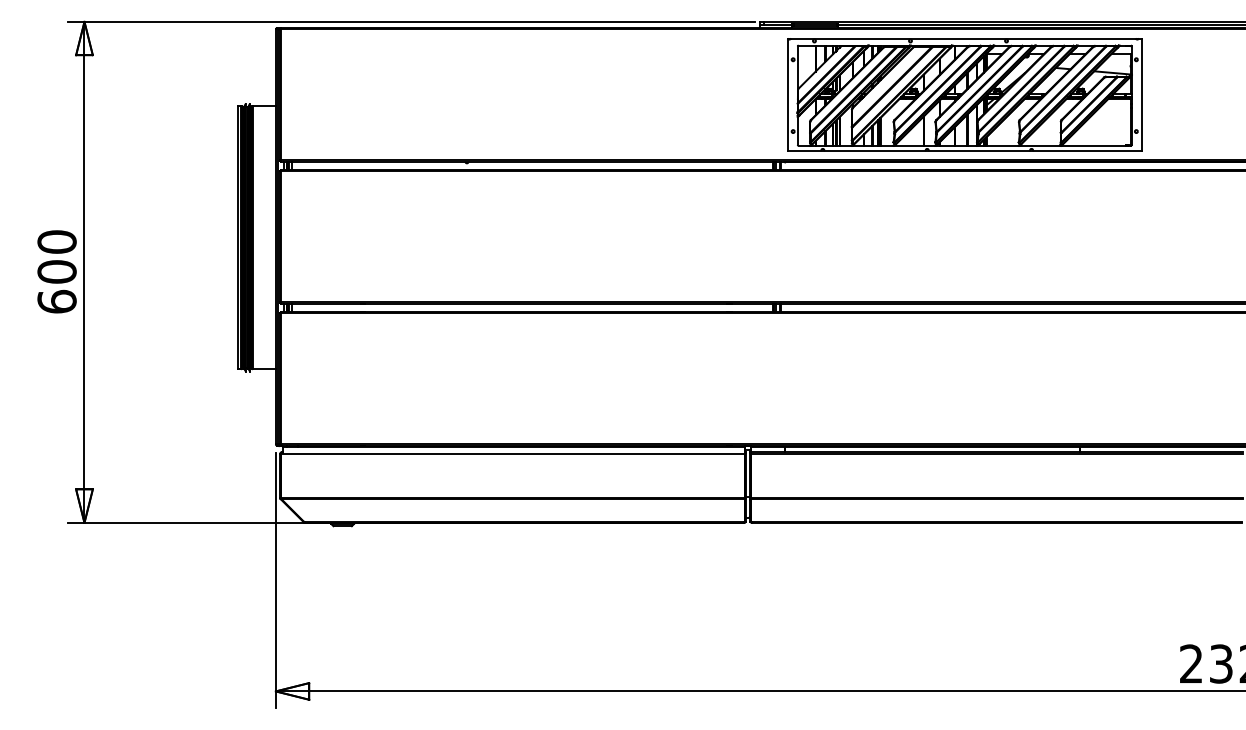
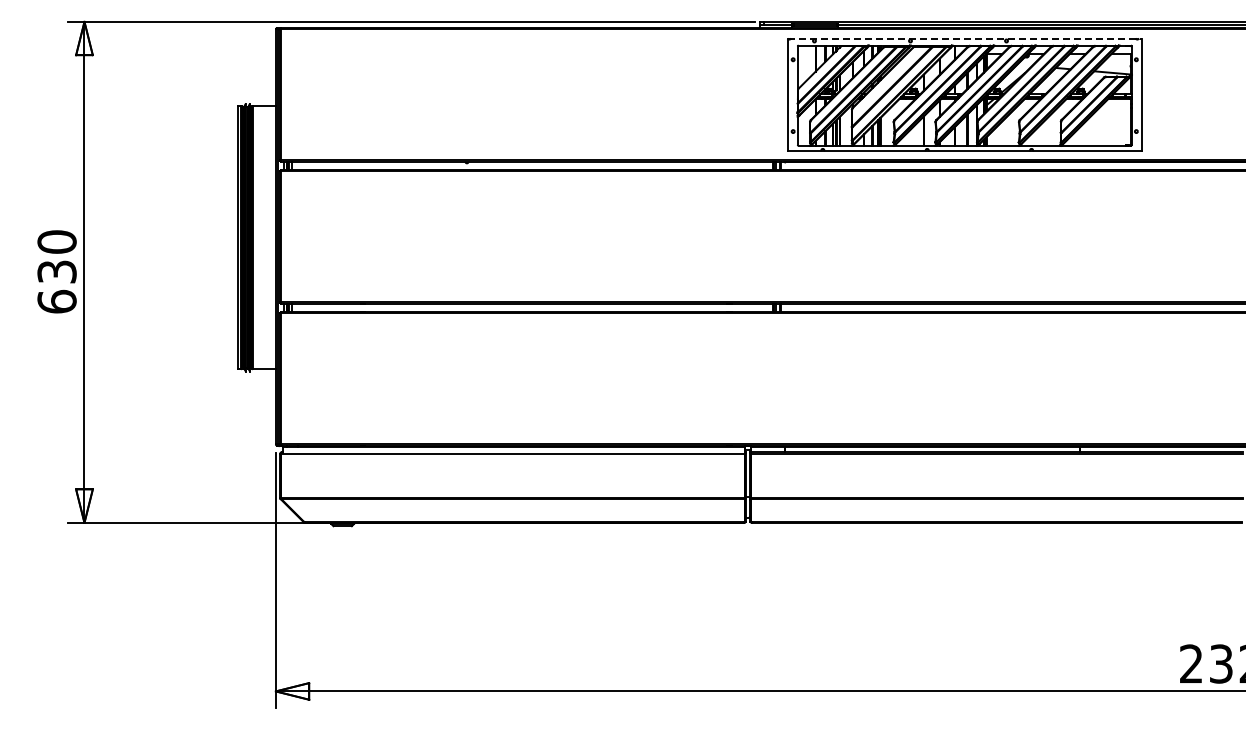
line: solid -> dashed (965, 38)
text: 600 -> 630 (56, 271)
